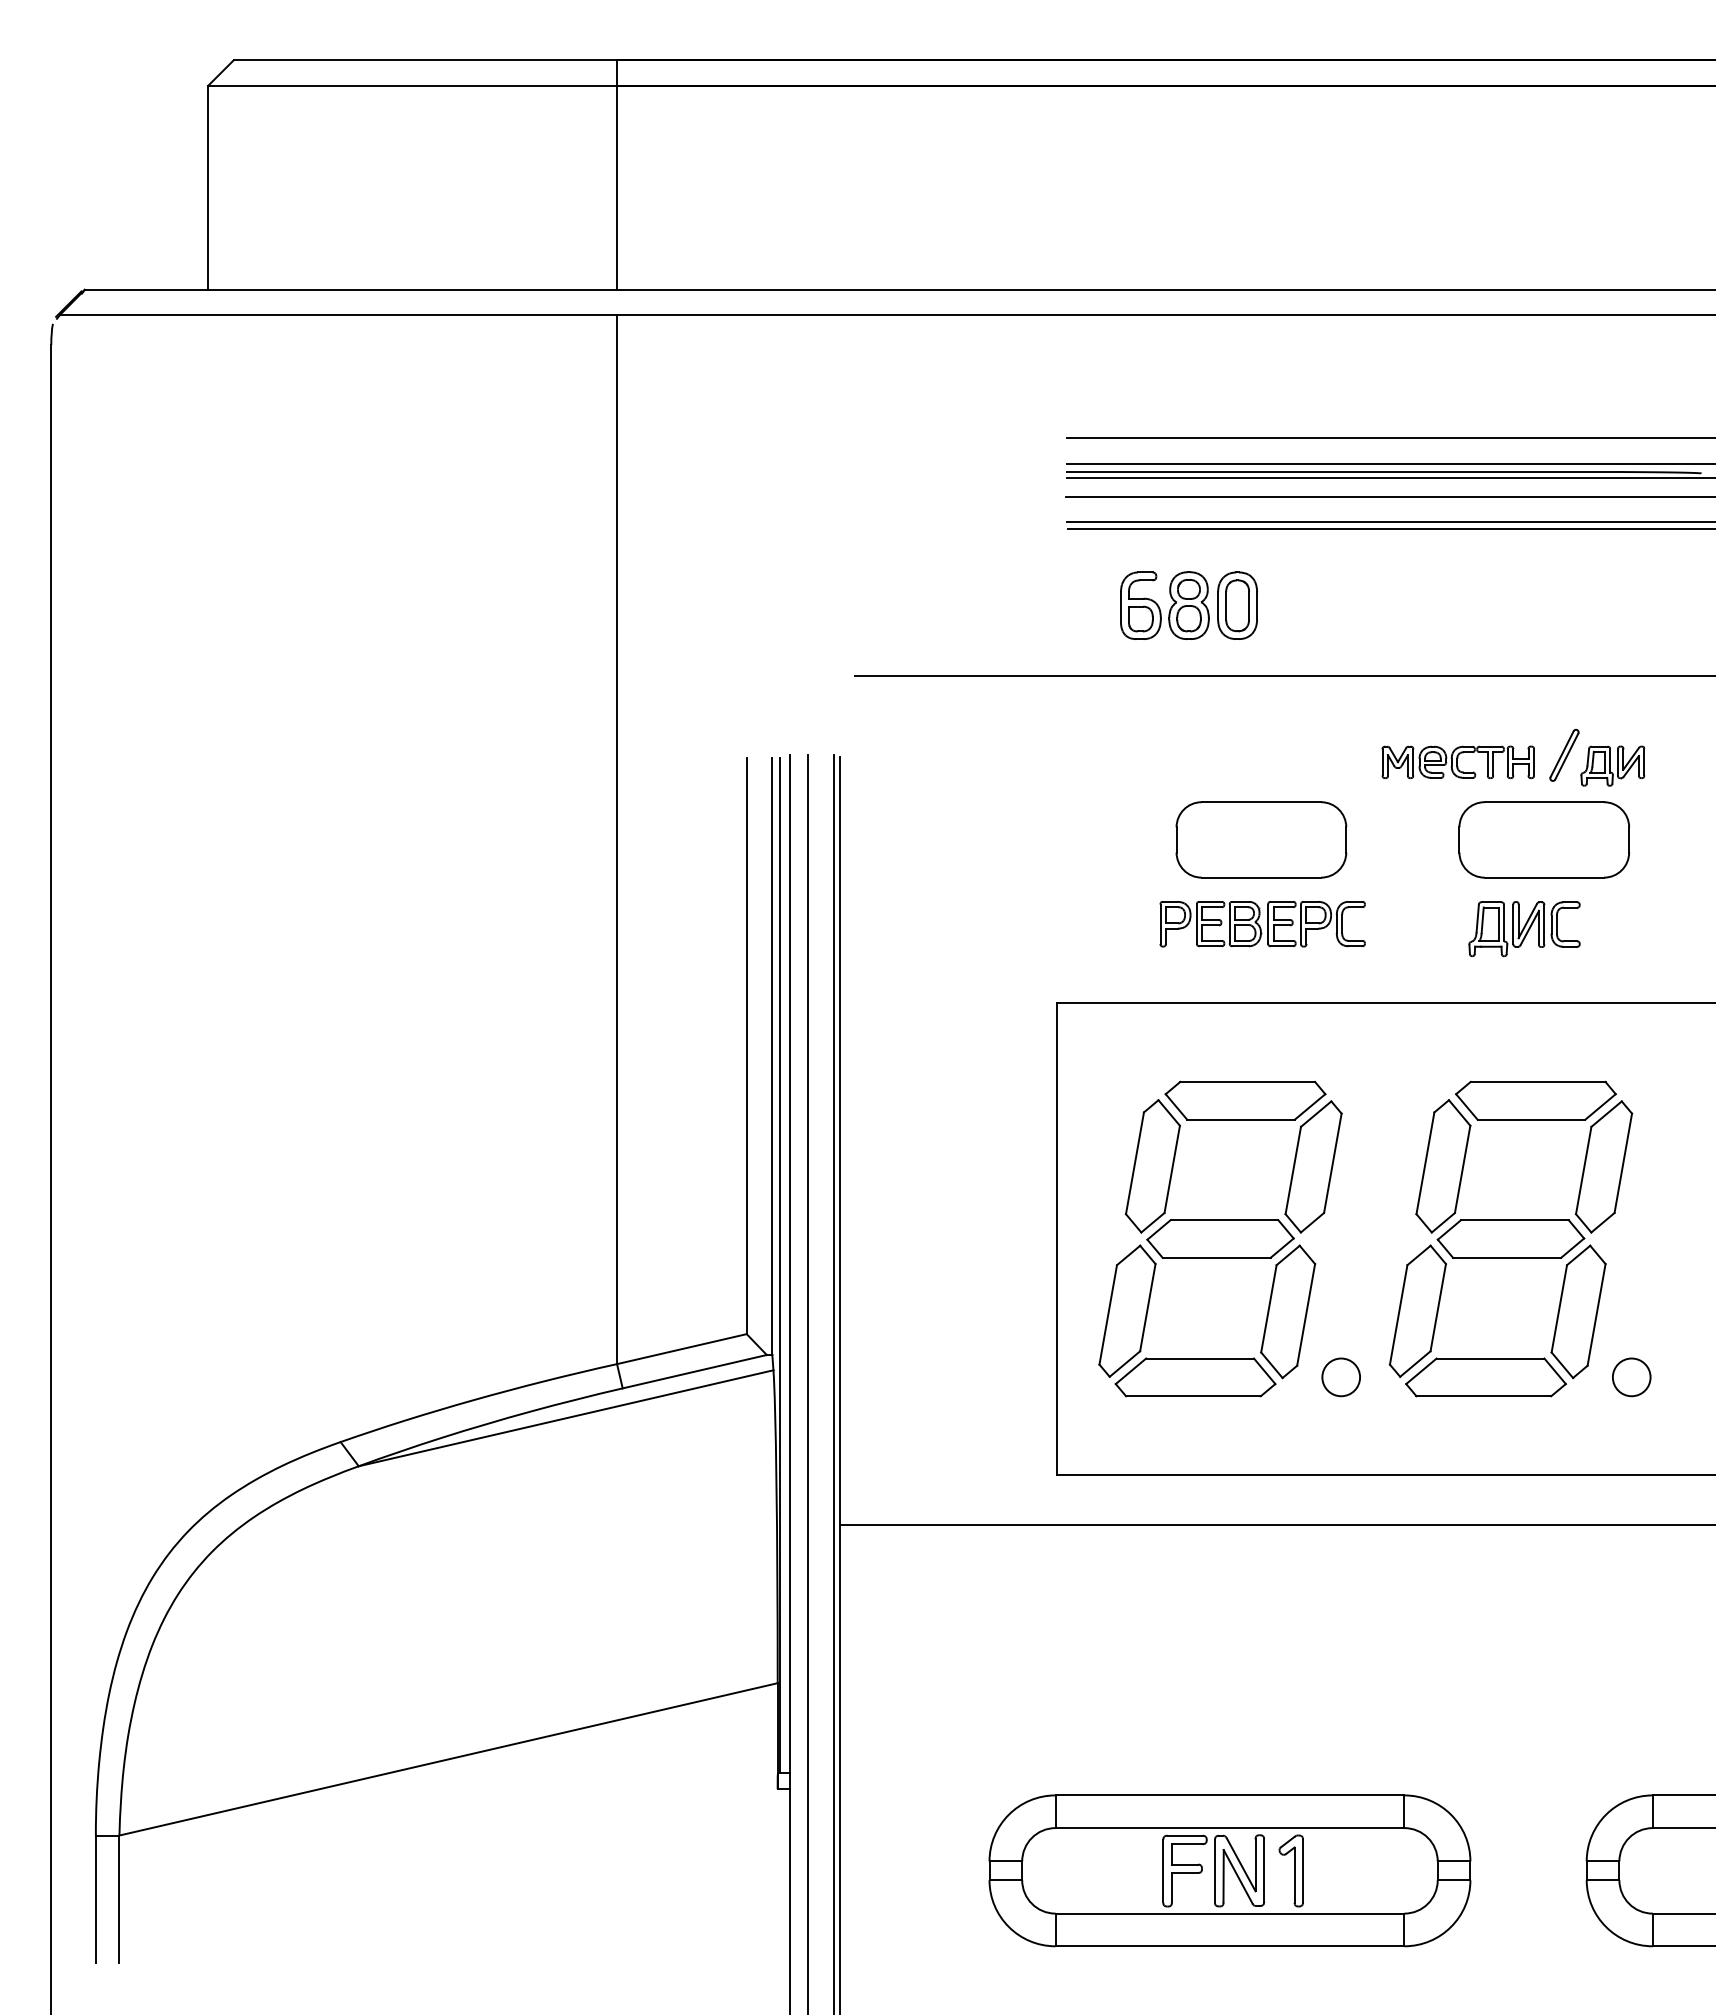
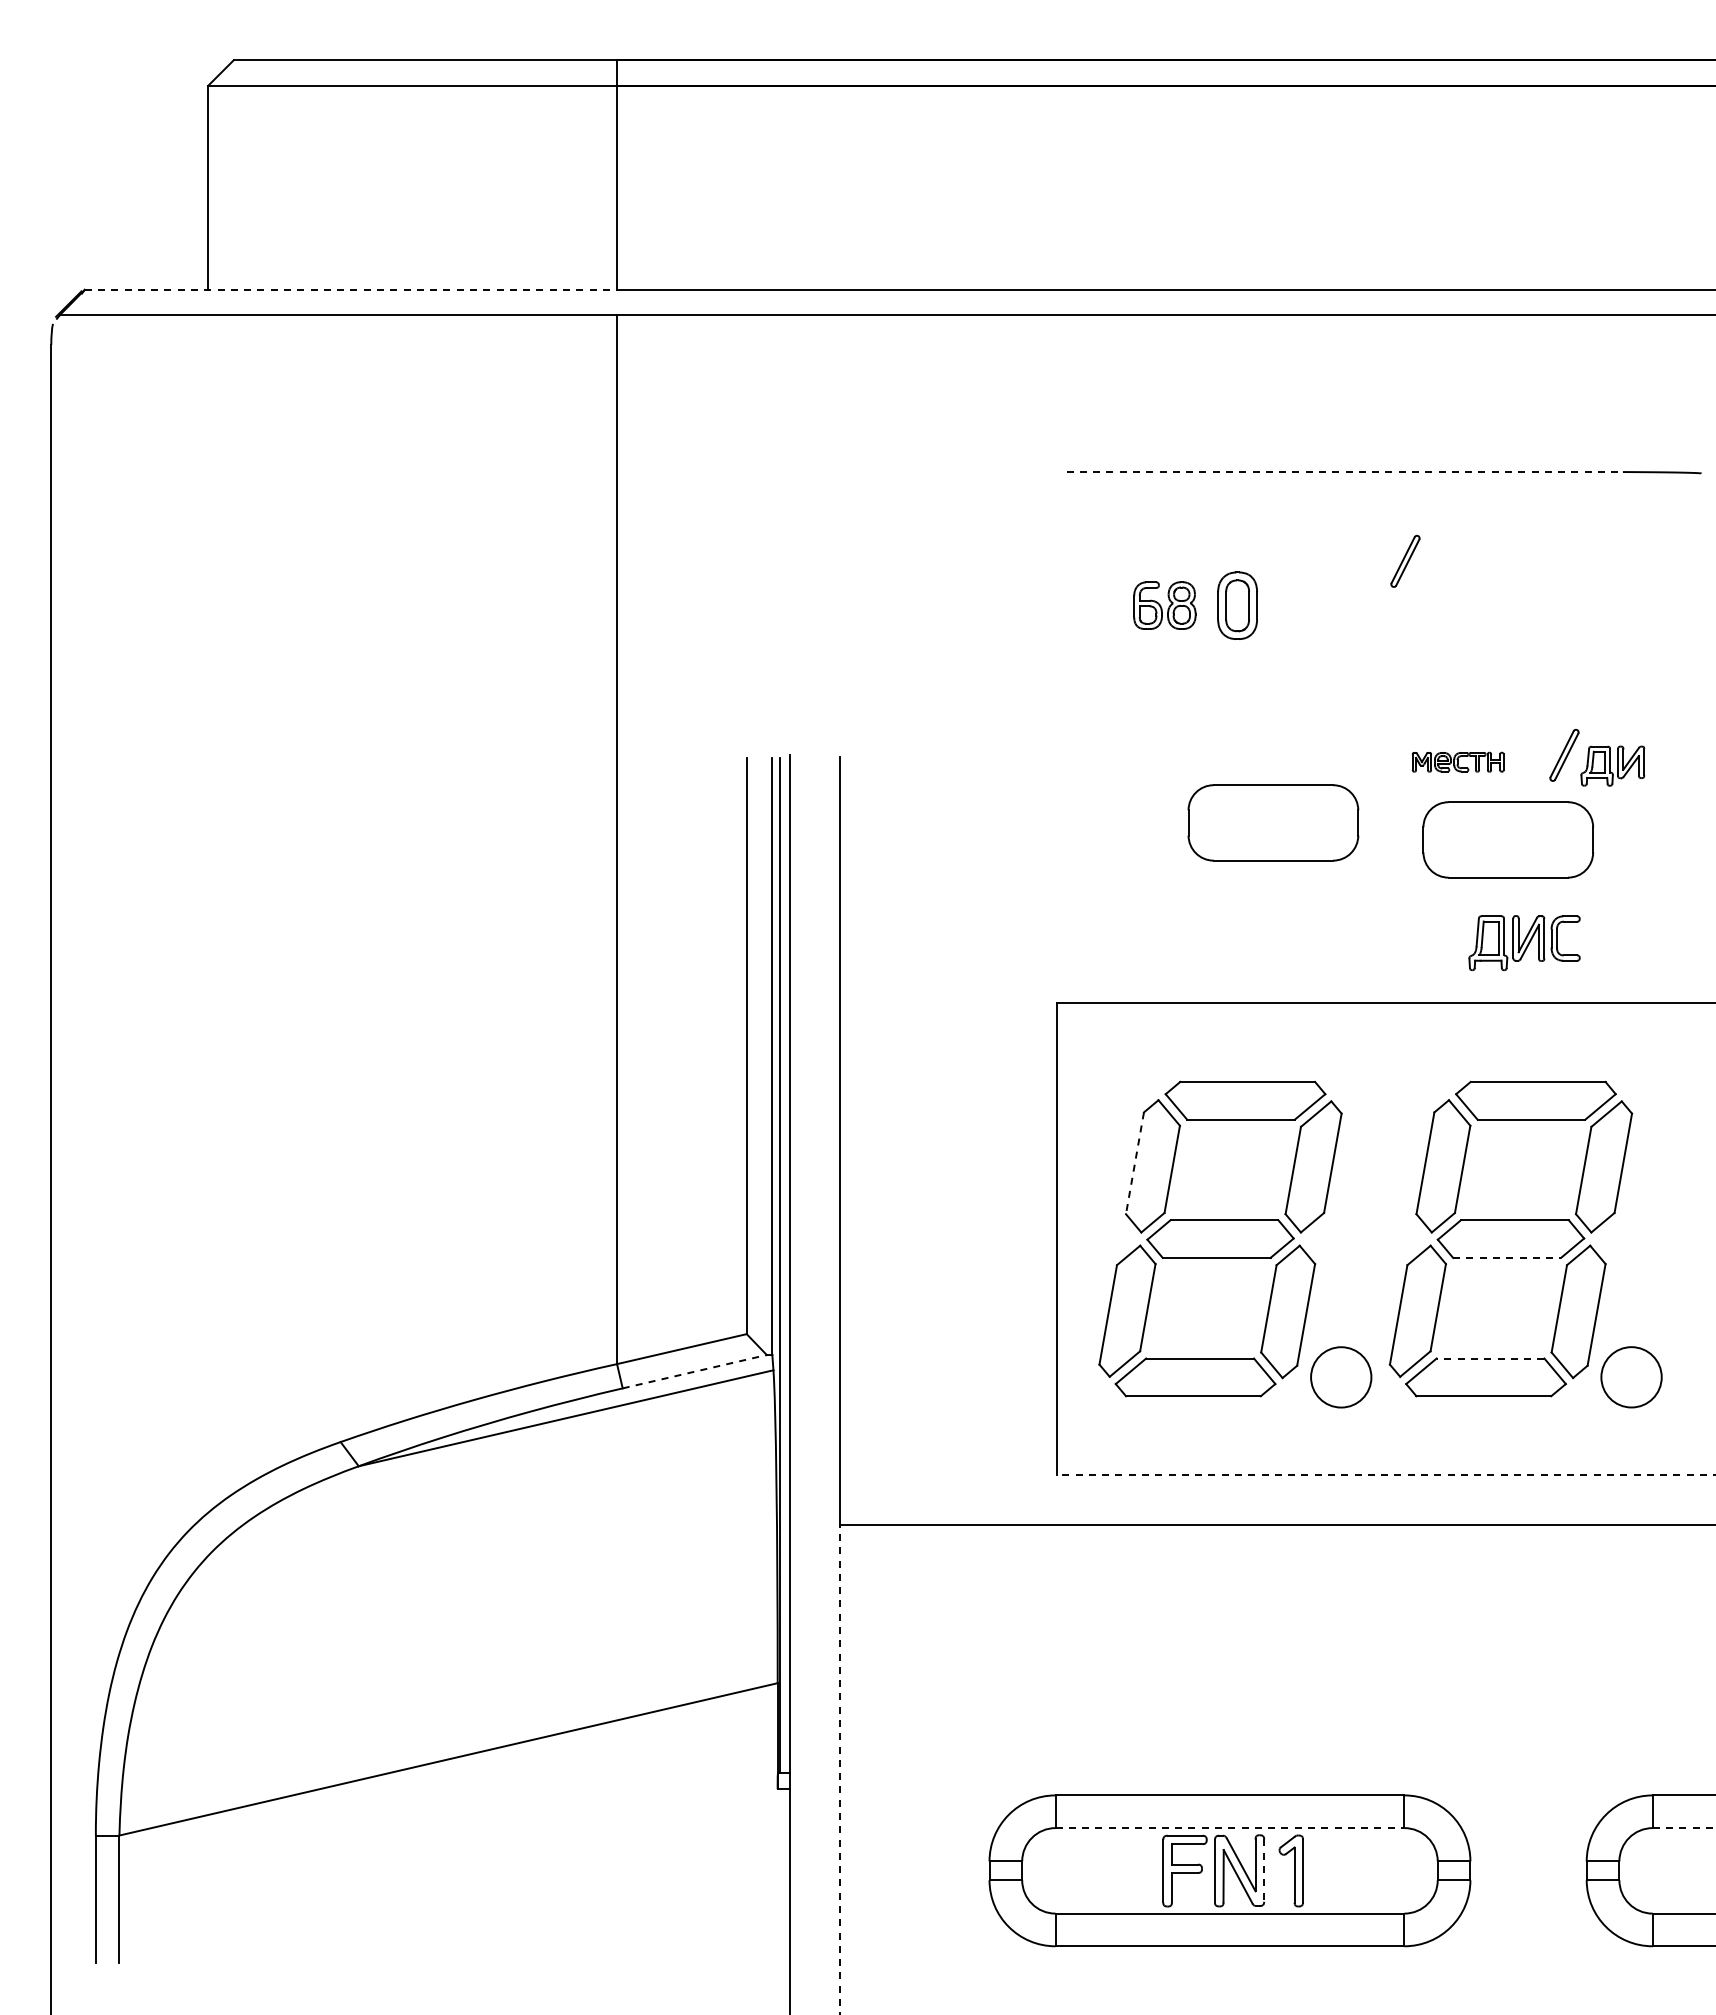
line: solid -> dashed (351, 289)
line: present -> none (1389, 438)
line: present -> none (1389, 464)
line: solid -> dashed (1345, 472)
line: present -> none (1389, 478)
line: present -> none (1388, 497)
line: present -> none (1389, 522)
line: present -> none (1390, 528)
part: none -> present (1405, 561)
part size: 90x69 px -> 64x49 px (1164, 605)
line: present -> none (1283, 676)
part size: 154x34 px -> 94x22 px (1457, 761)
part position: (1261, 839) -> (1273, 822) (1273, 822)
part position: (1543, 839) -> (1507, 839) (1507, 839)
part: present -> none (1262, 924)
part position: (1524, 929) -> (1524, 943) (1524, 943)
line: solid -> dashed (1134, 1163)
line: solid -> dashed (1507, 1257)
line: solid -> dashed (1490, 1358)
line: solid -> dashed (694, 1371)
circle diameter: 38 px -> 60 px (1341, 1377)
circle size: 40x41 px -> 63x63 px (1631, 1377)
line: present -> none (807, 1383)
line: present -> none (833, 1383)
line: solid -> dashed (1385, 1474)
line: solid -> dashed (840, 1769)
line: solid -> dashed (1230, 1828)
line: solid -> dashed (1684, 1828)
line: solid -> dashed (1264, 1871)
